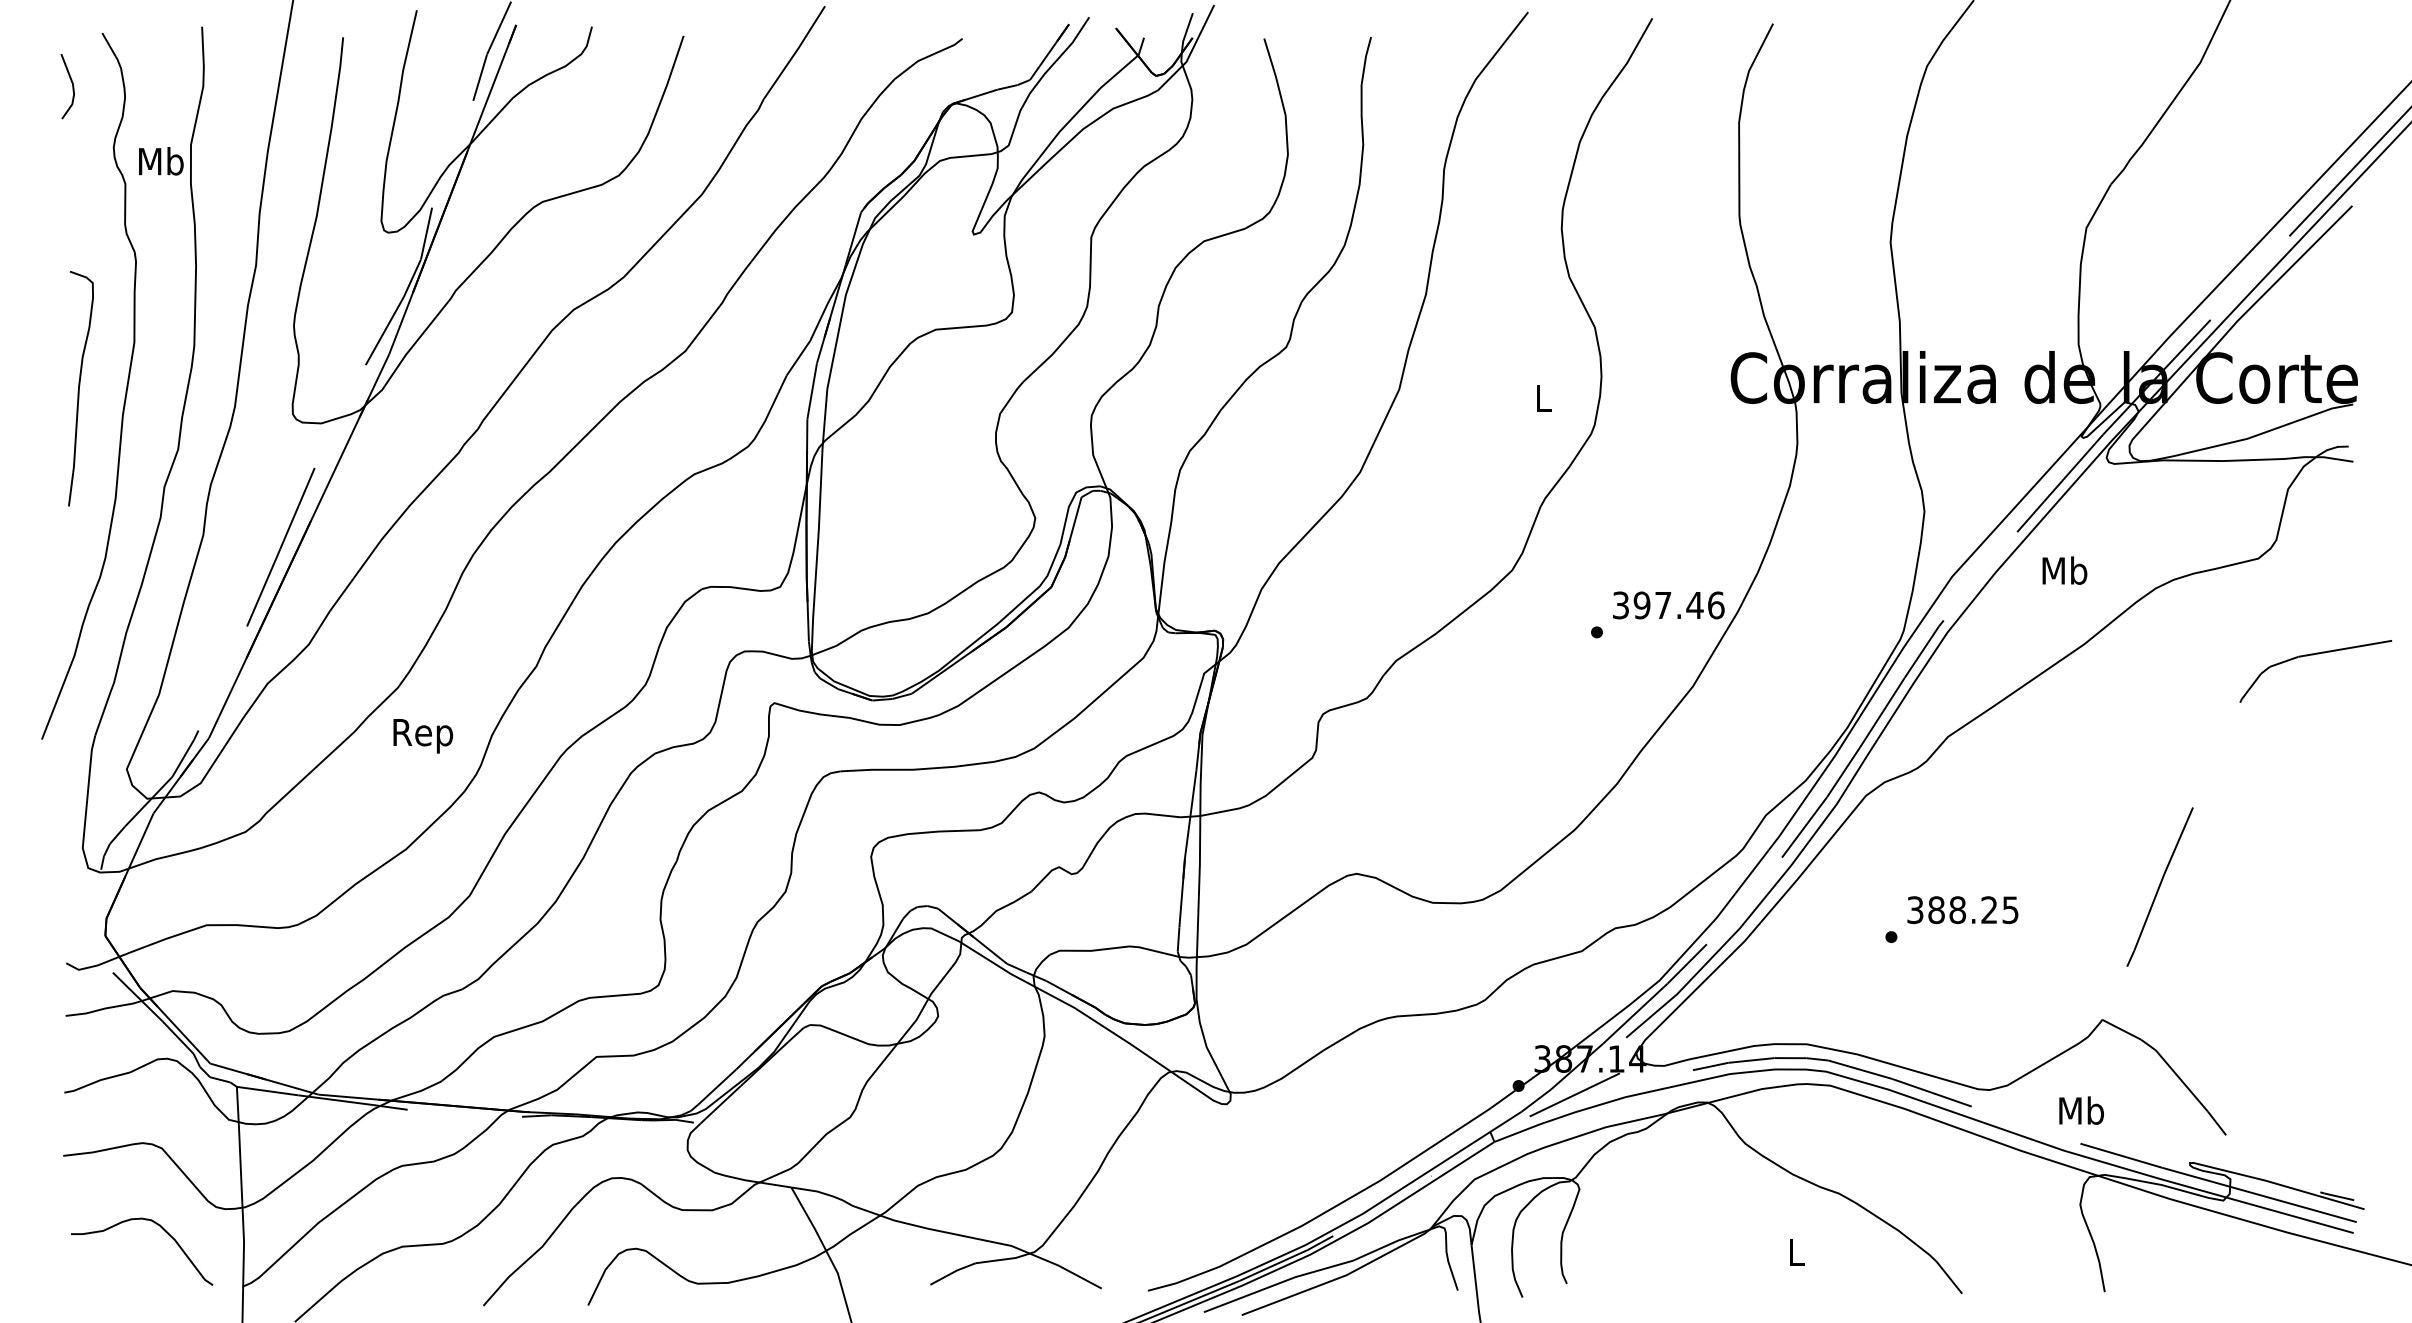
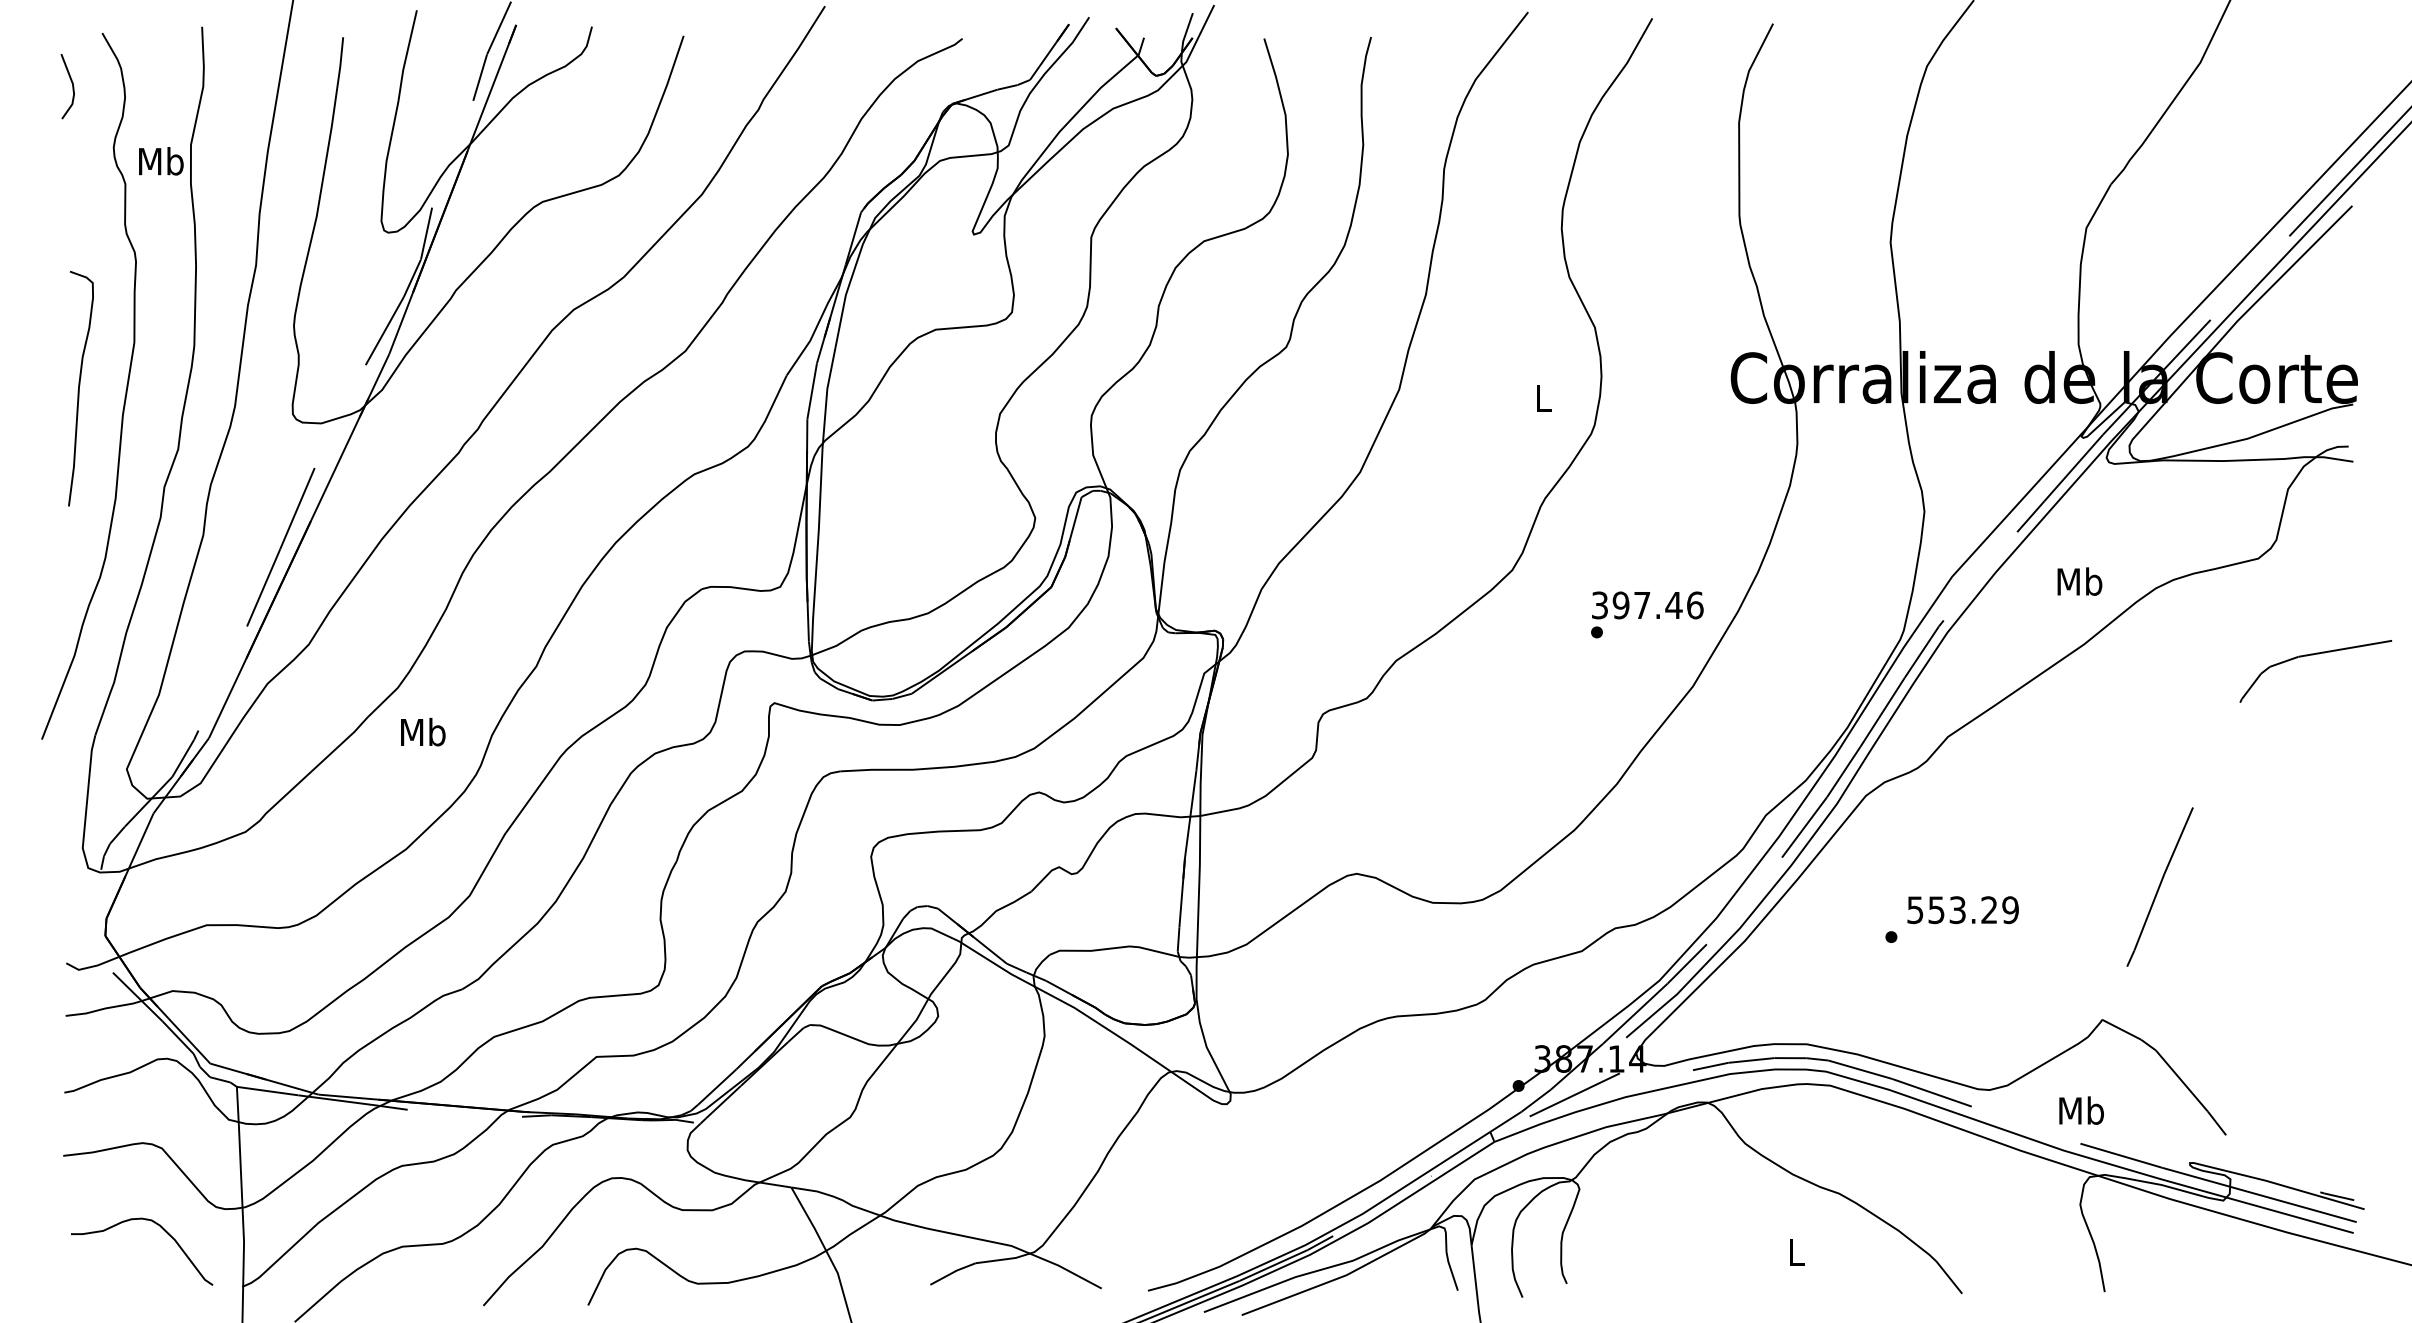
text position: (2064, 570) -> (2079, 581) (2079, 581)
text position: (1668, 605) -> (1647, 605) (1647, 605)
text: Rep -> Mb (423, 735)
text: 388.25 -> 553.29 (1963, 910)
